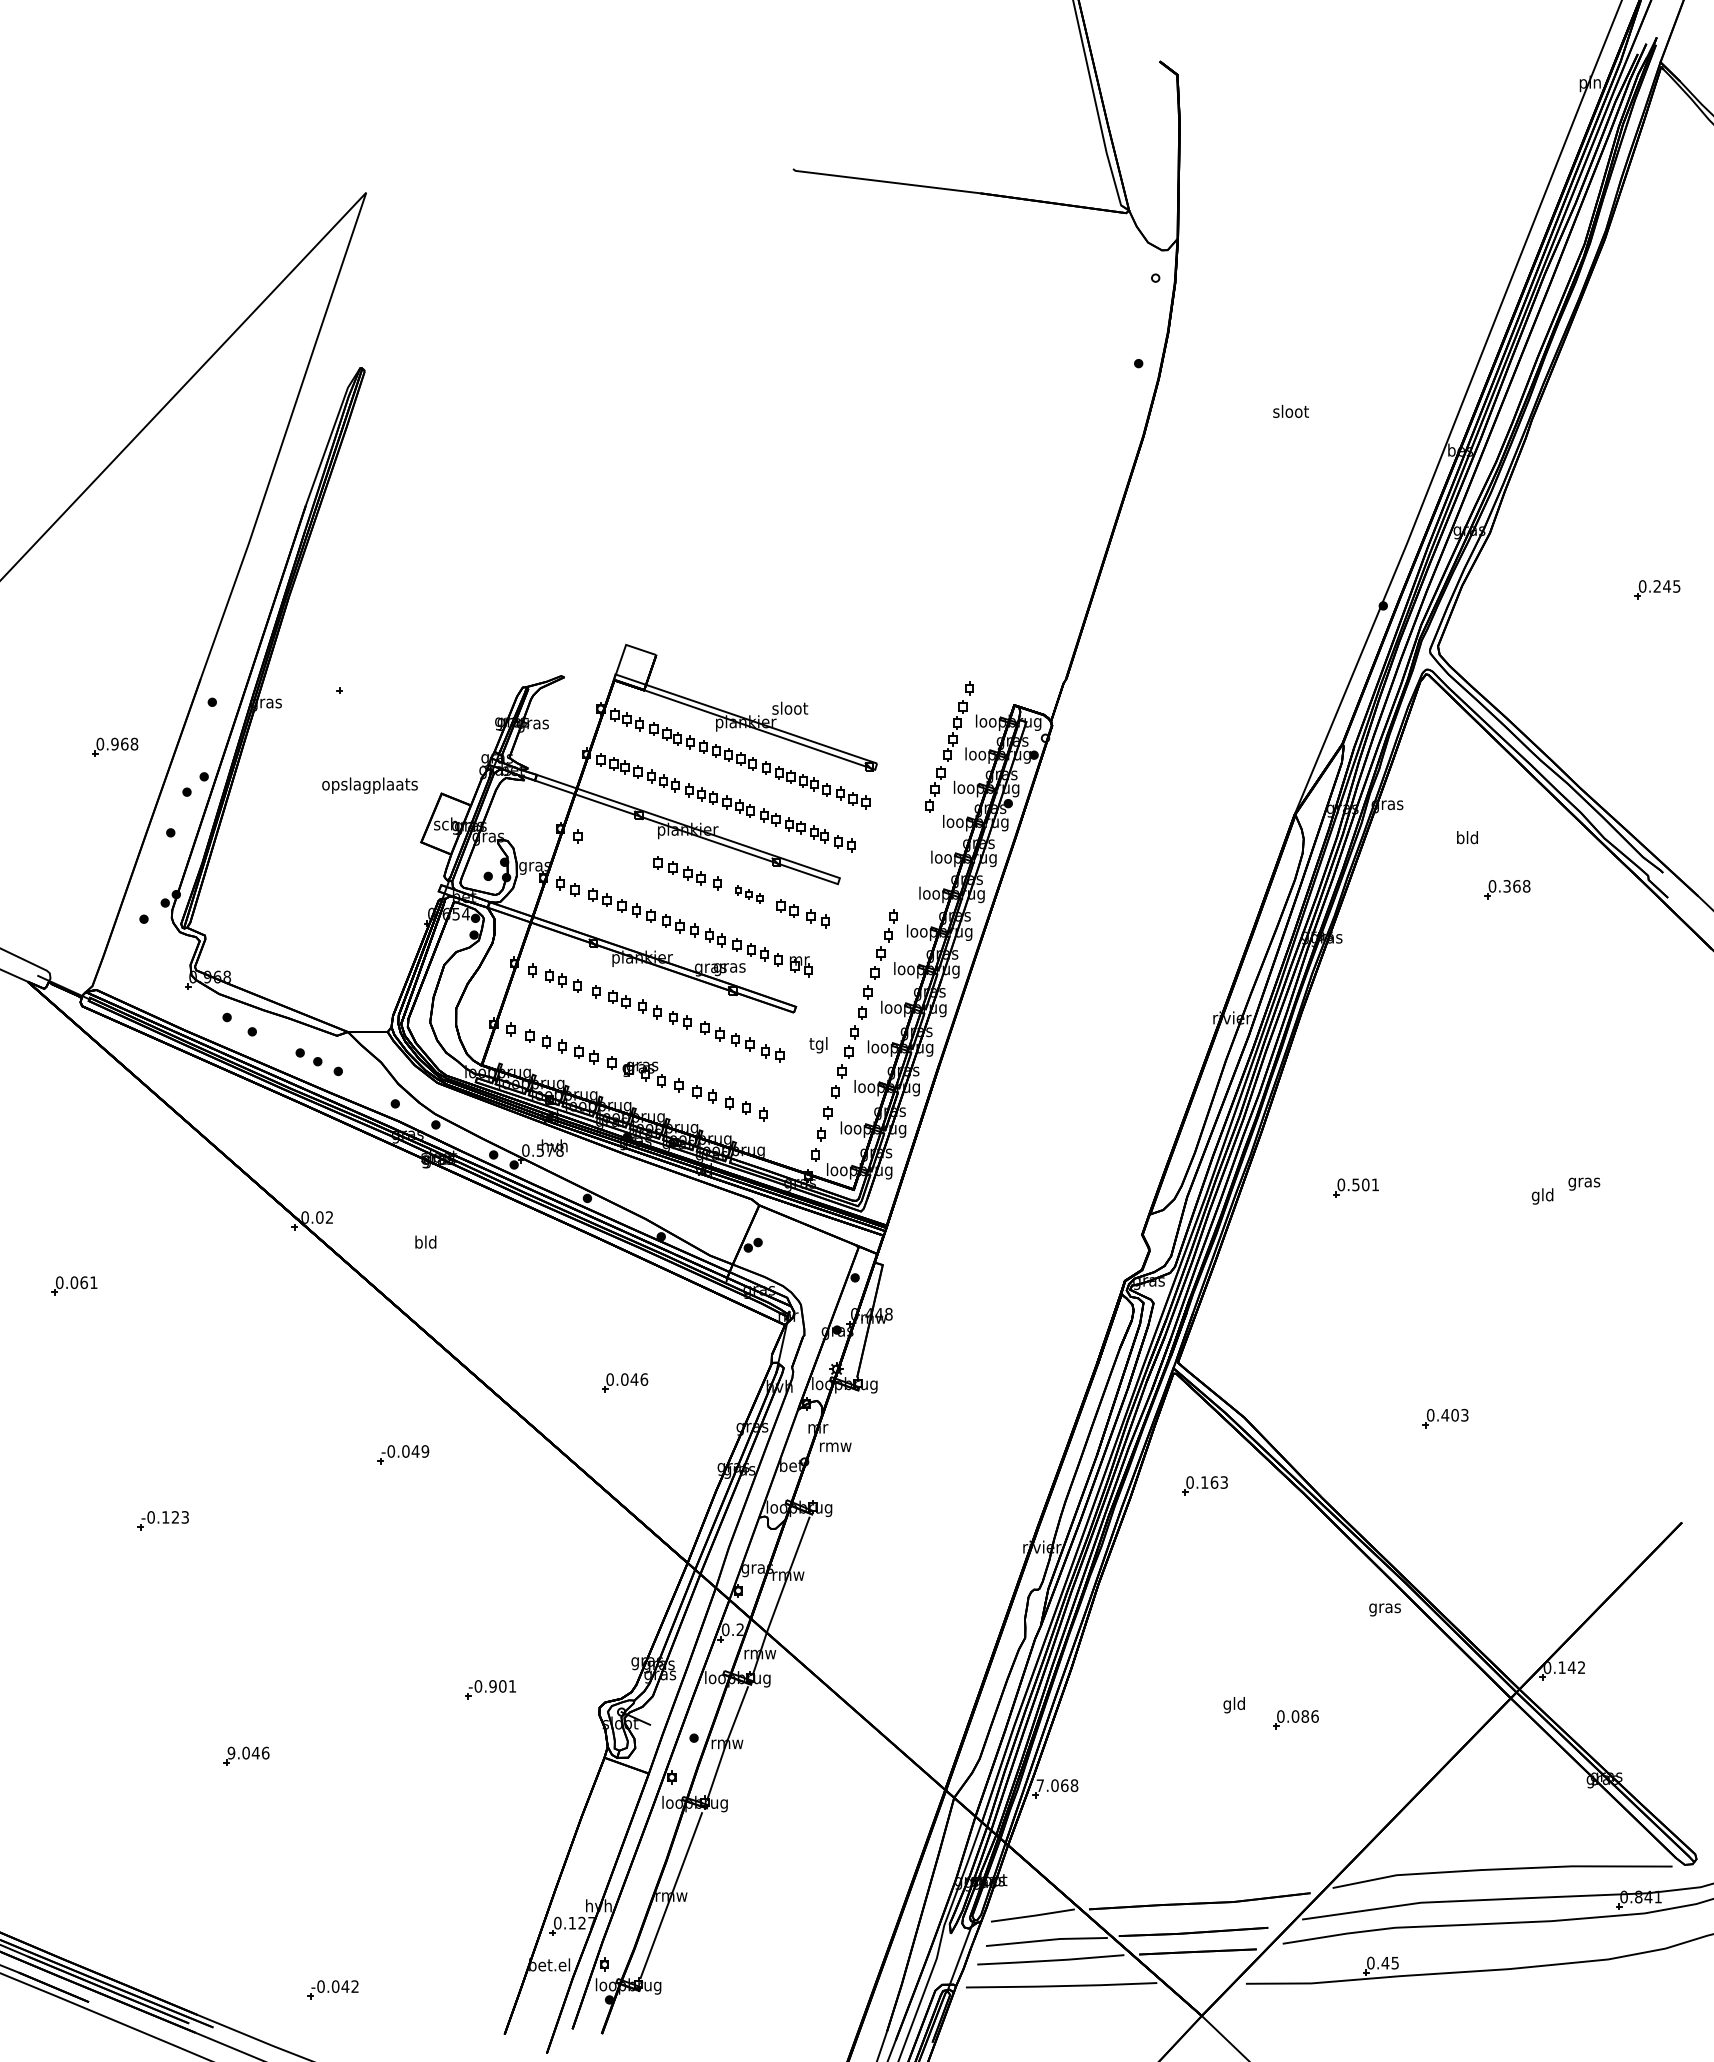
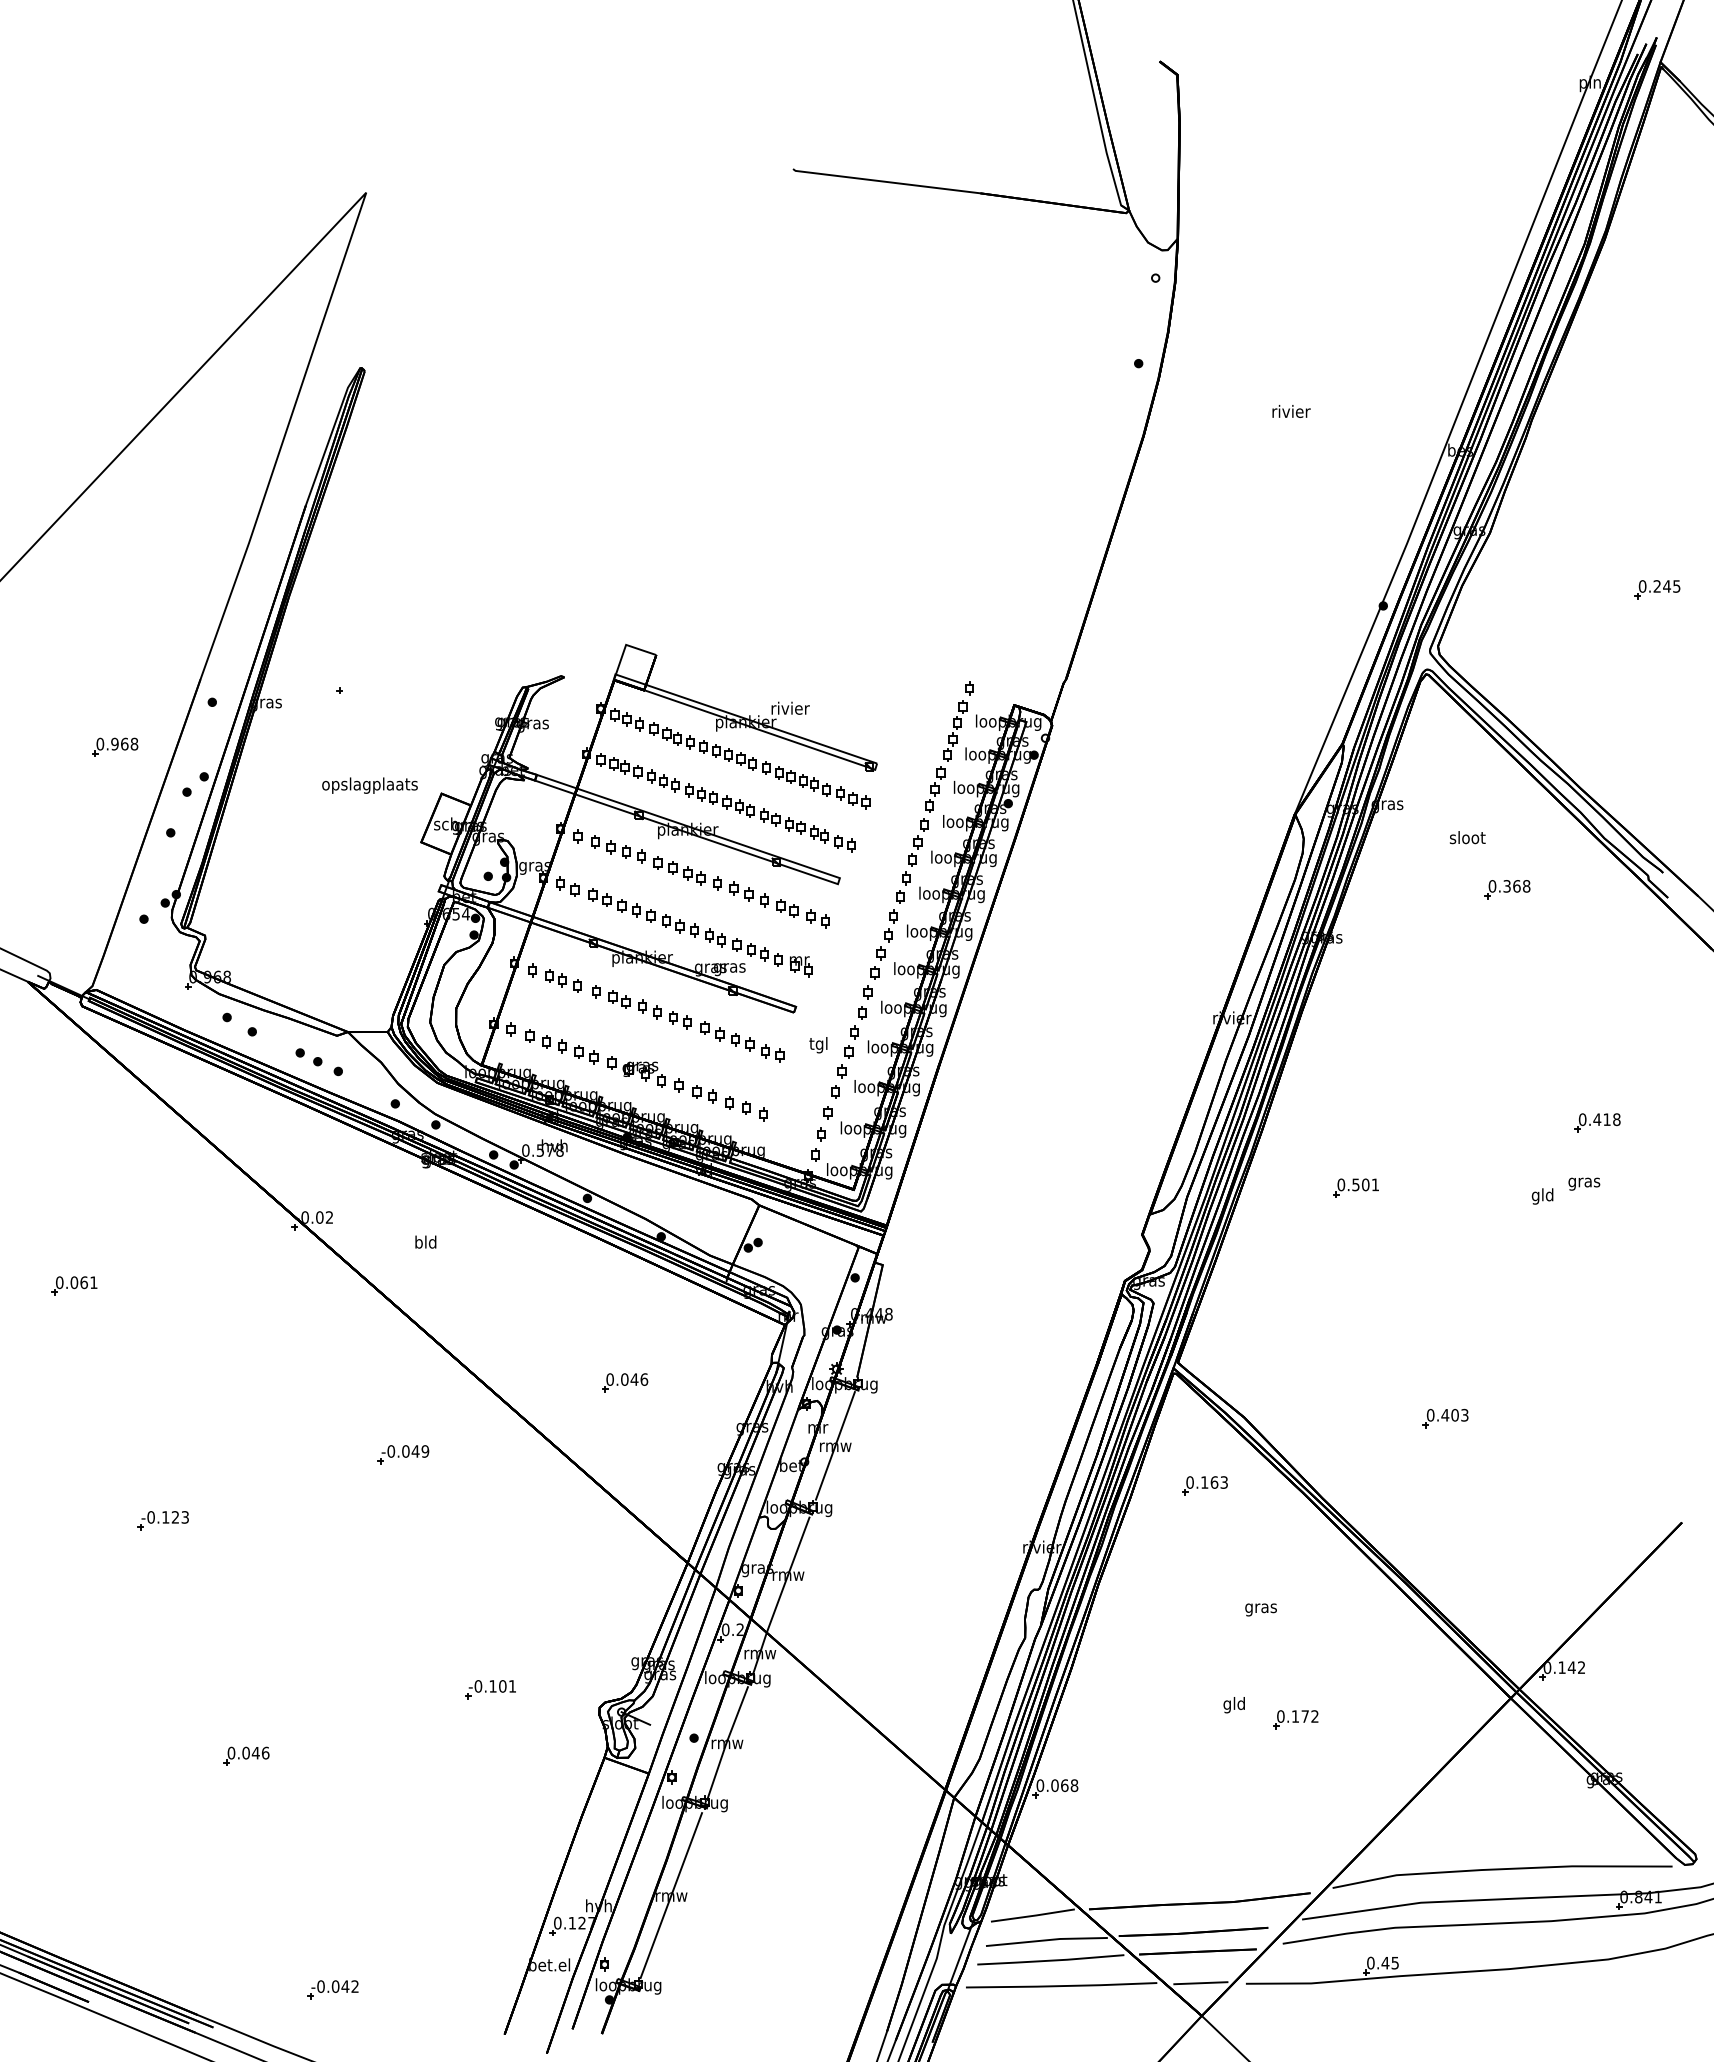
text: sloot -> rivier (1291, 410)
text: sloot -> rivier (790, 707)
text: bld -> sloot (1467, 837)
part: none -> present (618, 849)
part: none -> present (912, 860)
part size: 29x19 px -> 40x27 px (748, 894)
part: none -> present (1597, 1122)
line: none -> present (835, 1445)
text position: (1384, 1609) -> (1260, 1609) (1260, 1609)
text: -0.901 -> -0.101 (492, 1686)
text: 0.086 -> 0.172 (1304, 1716)
text: 9.046 -> 0.046 (231, 1753)
text: 7.068 -> 0.068 (1040, 1785)
line: none -> present (1200, 1983)
